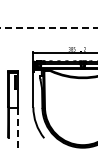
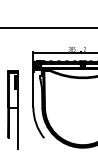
line: dashed -> solid (49, 27)
line: dashed -> solid (17, 128)
